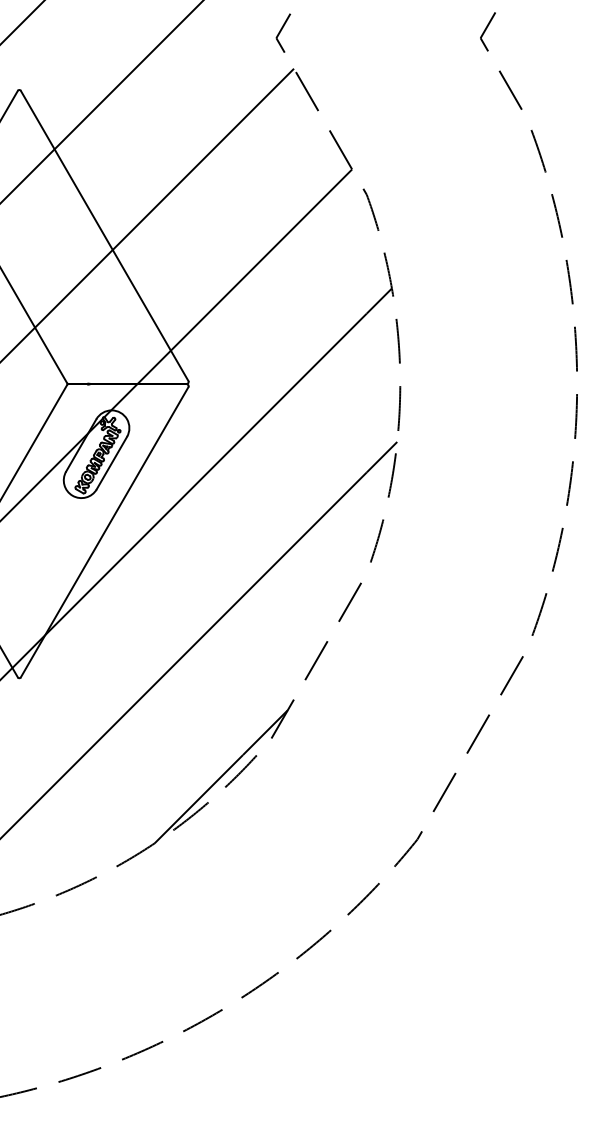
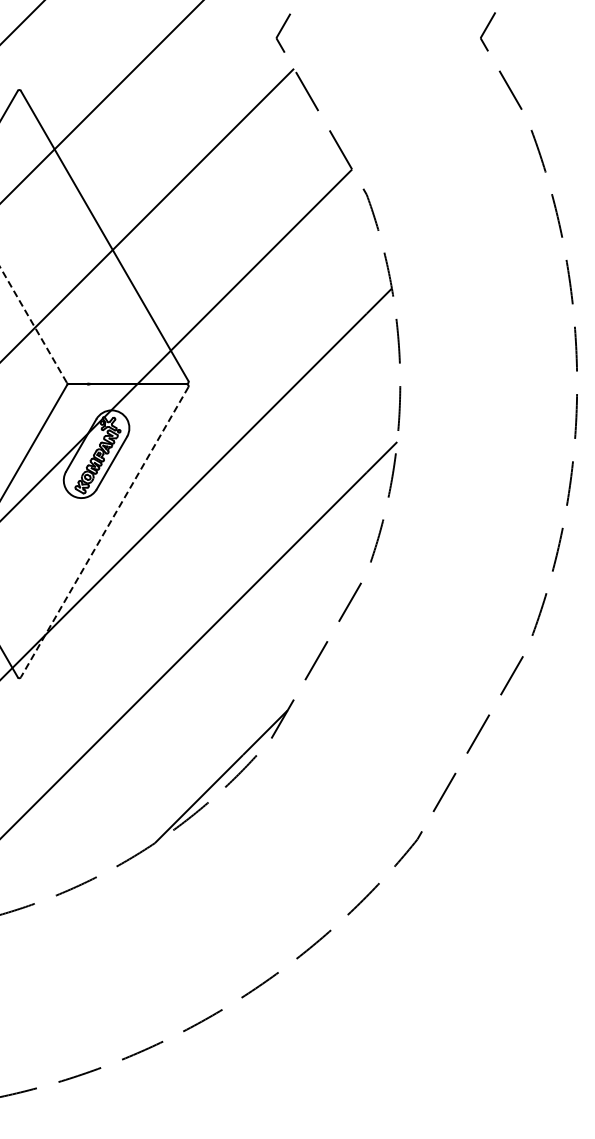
line: solid -> dashed (33, 324)
line: solid -> dashed (104, 532)
